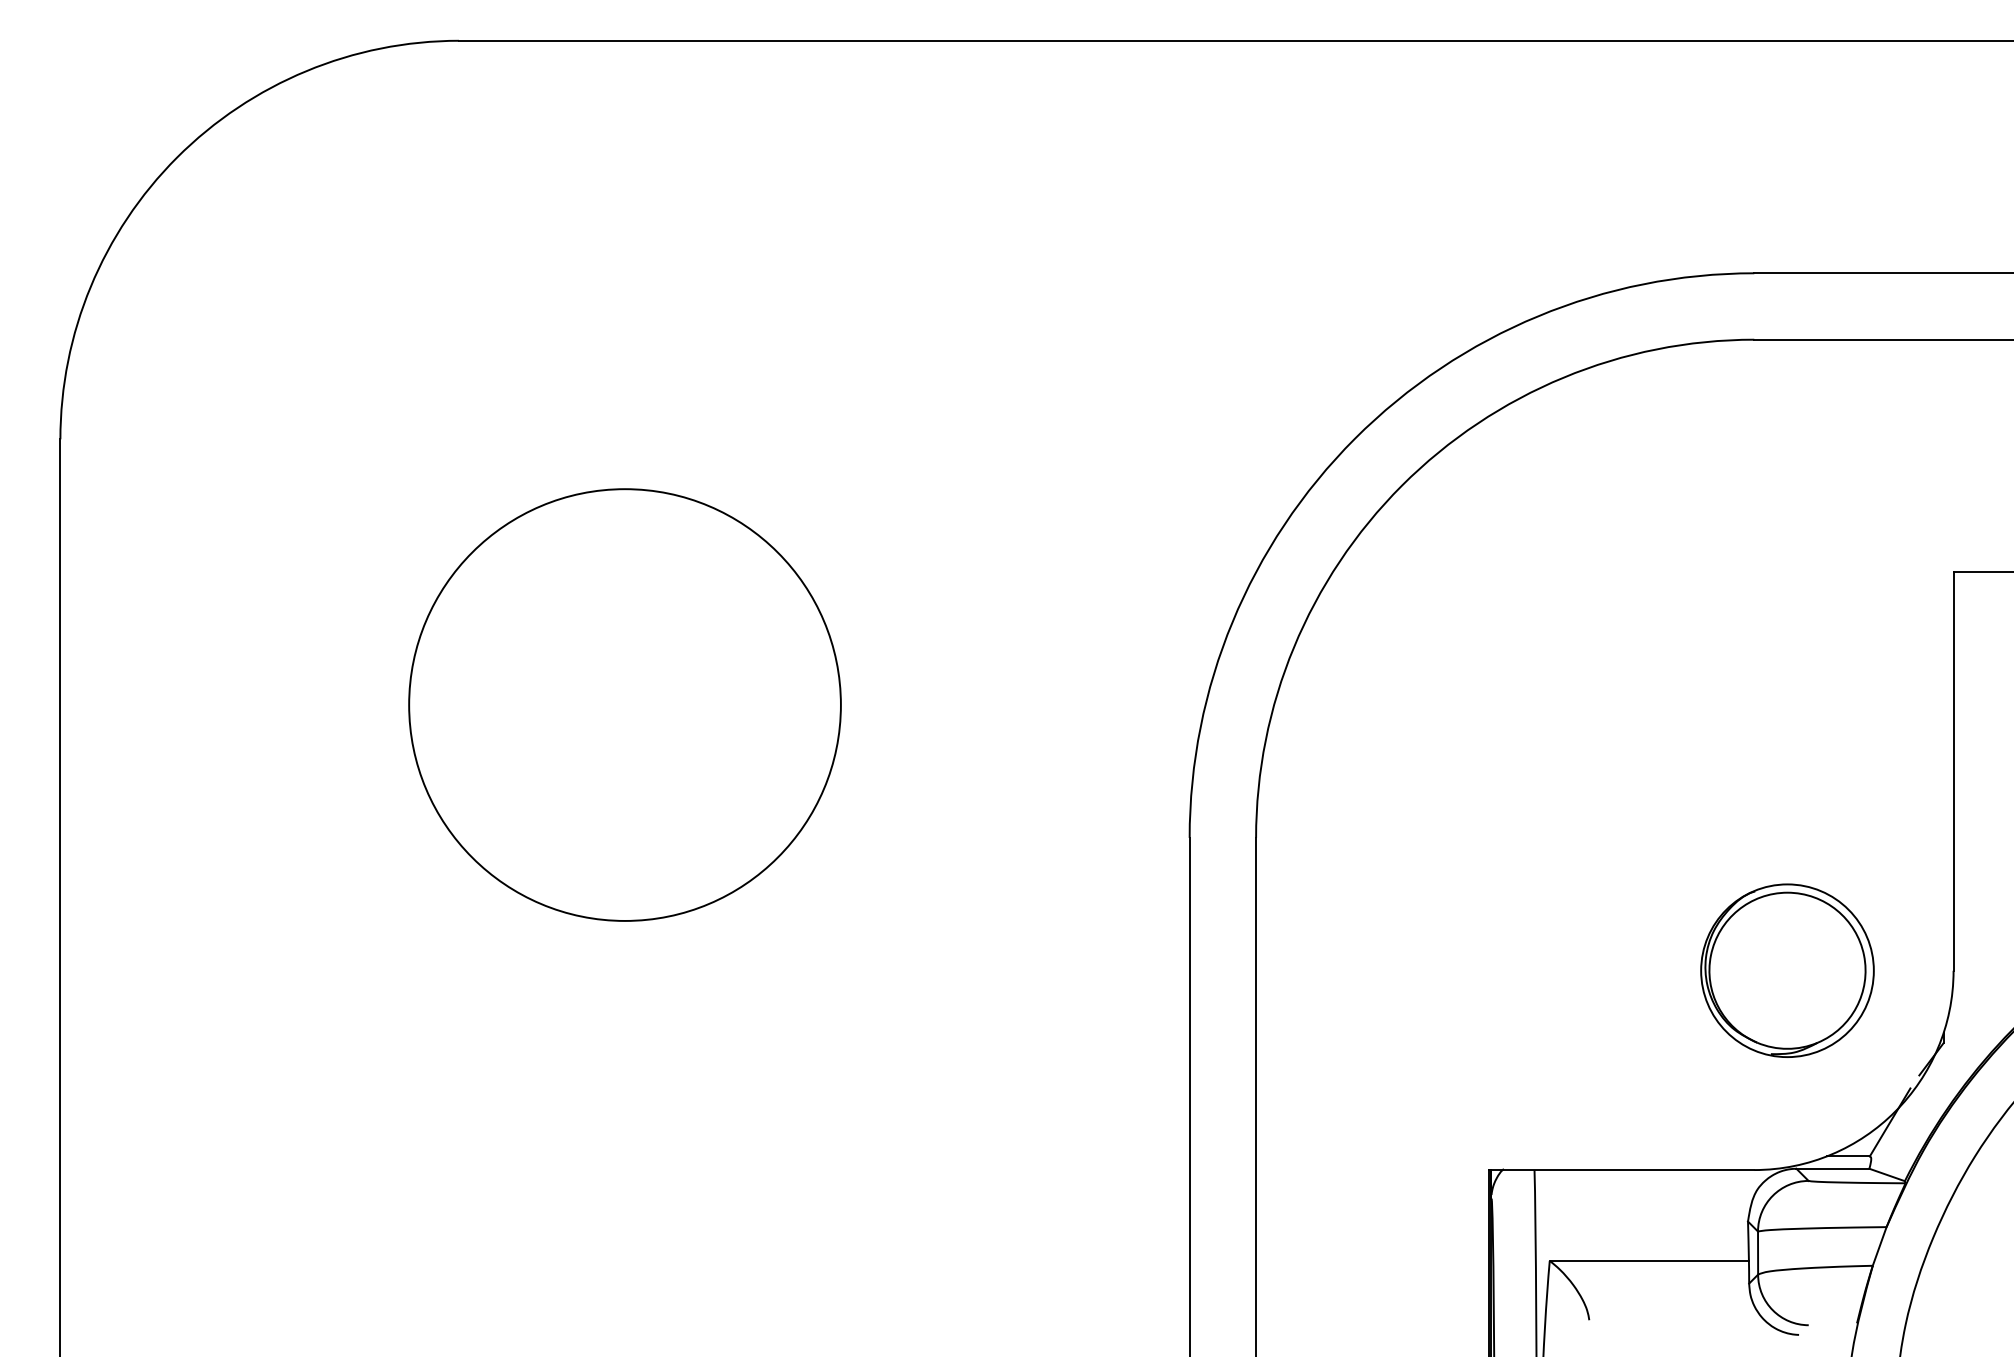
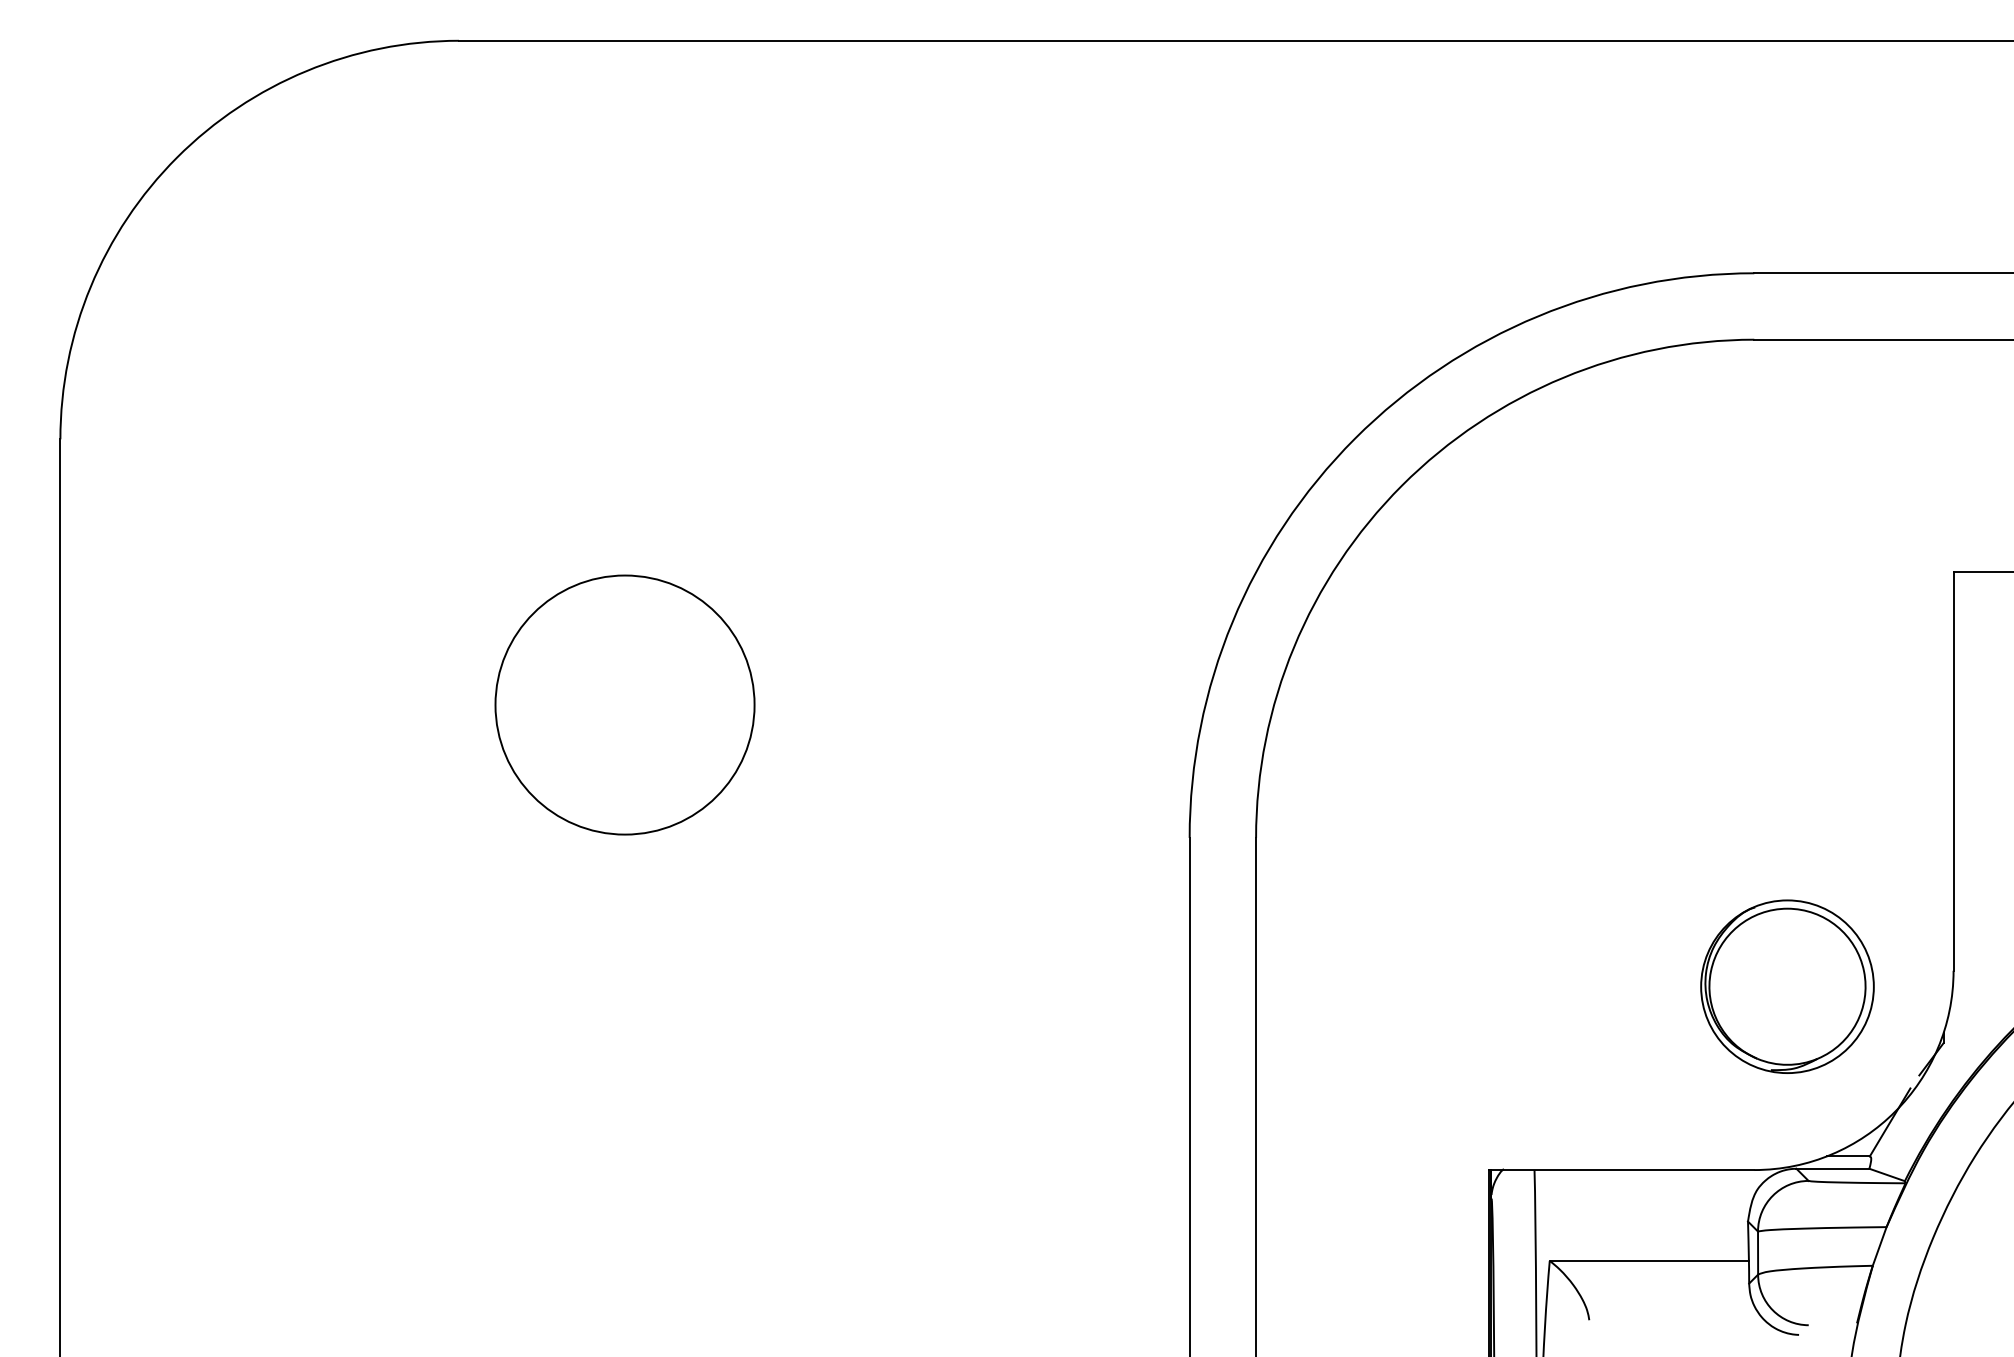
circle diameter: 432 px -> 259 px (624, 704)
part position: (1787, 970) -> (1787, 986) (1787, 986)
